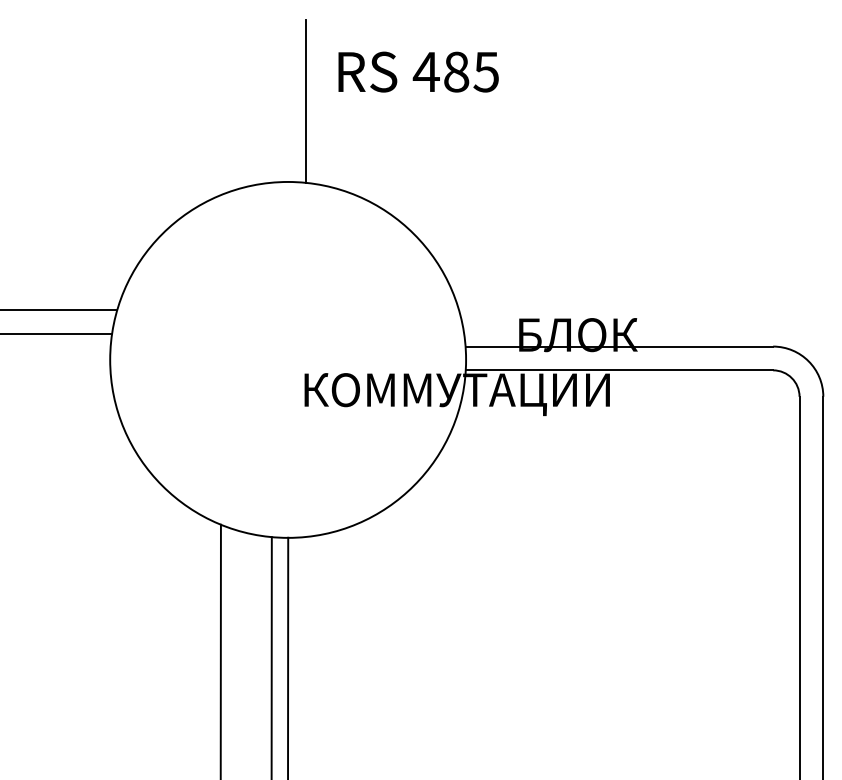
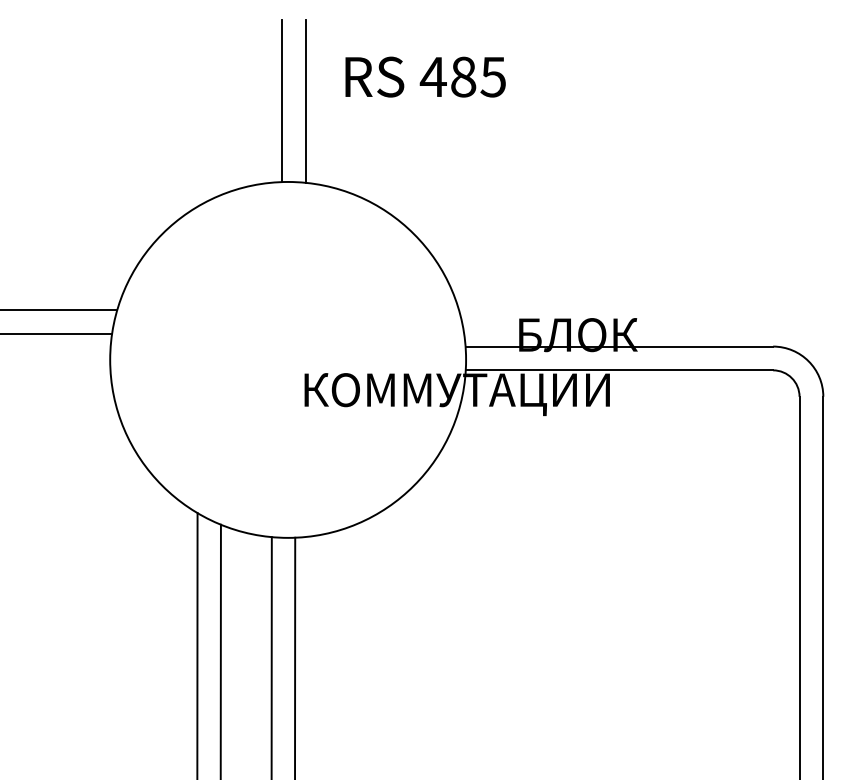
text position: (418, 71) -> (425, 76) (425, 76)
line: none -> present (282, 101)
line: none -> present (197, 644)
line position: (288, 656) -> (295, 656) (295, 656)
